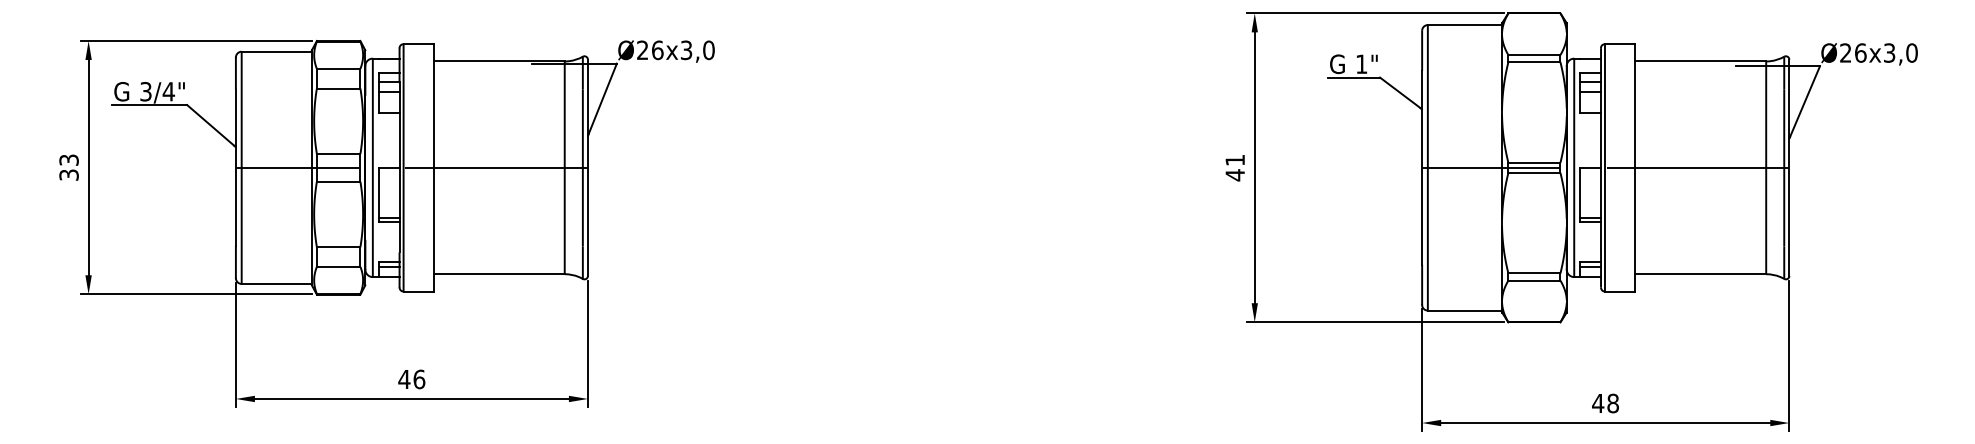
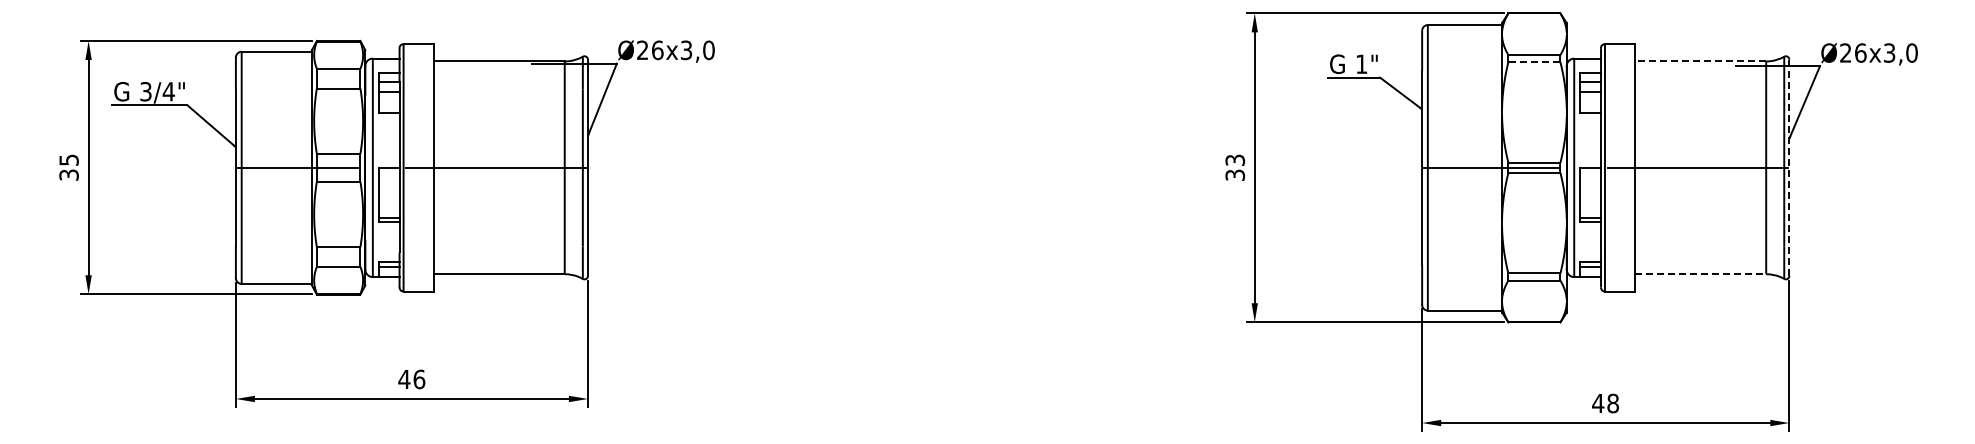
line: solid -> dashed (1700, 61)
line: solid -> dashed (1533, 62)
text: 33 -> 35 (68, 159)
text: 41 -> 33 (1235, 167)
line: solid -> dashed (1789, 167)
line: solid -> dashed (1701, 274)
